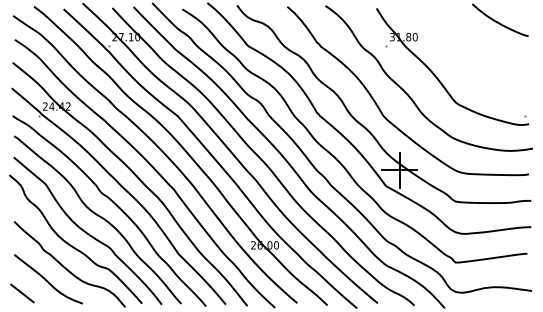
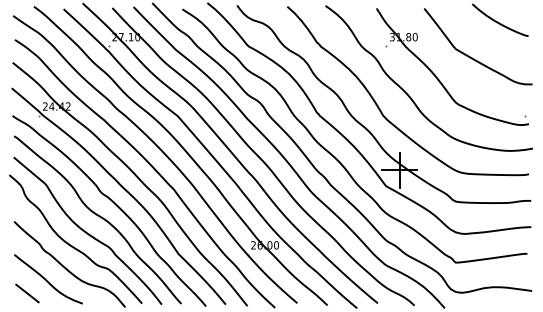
curve: none -> present (469, 55)
line position: (22, 293) -> (27, 293) (27, 293)
